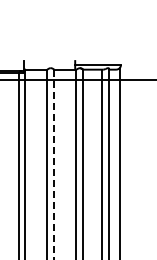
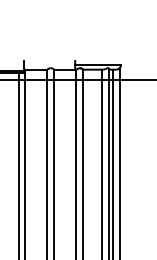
line: none -> present (112, 162)
line: dashed -> solid (54, 164)
